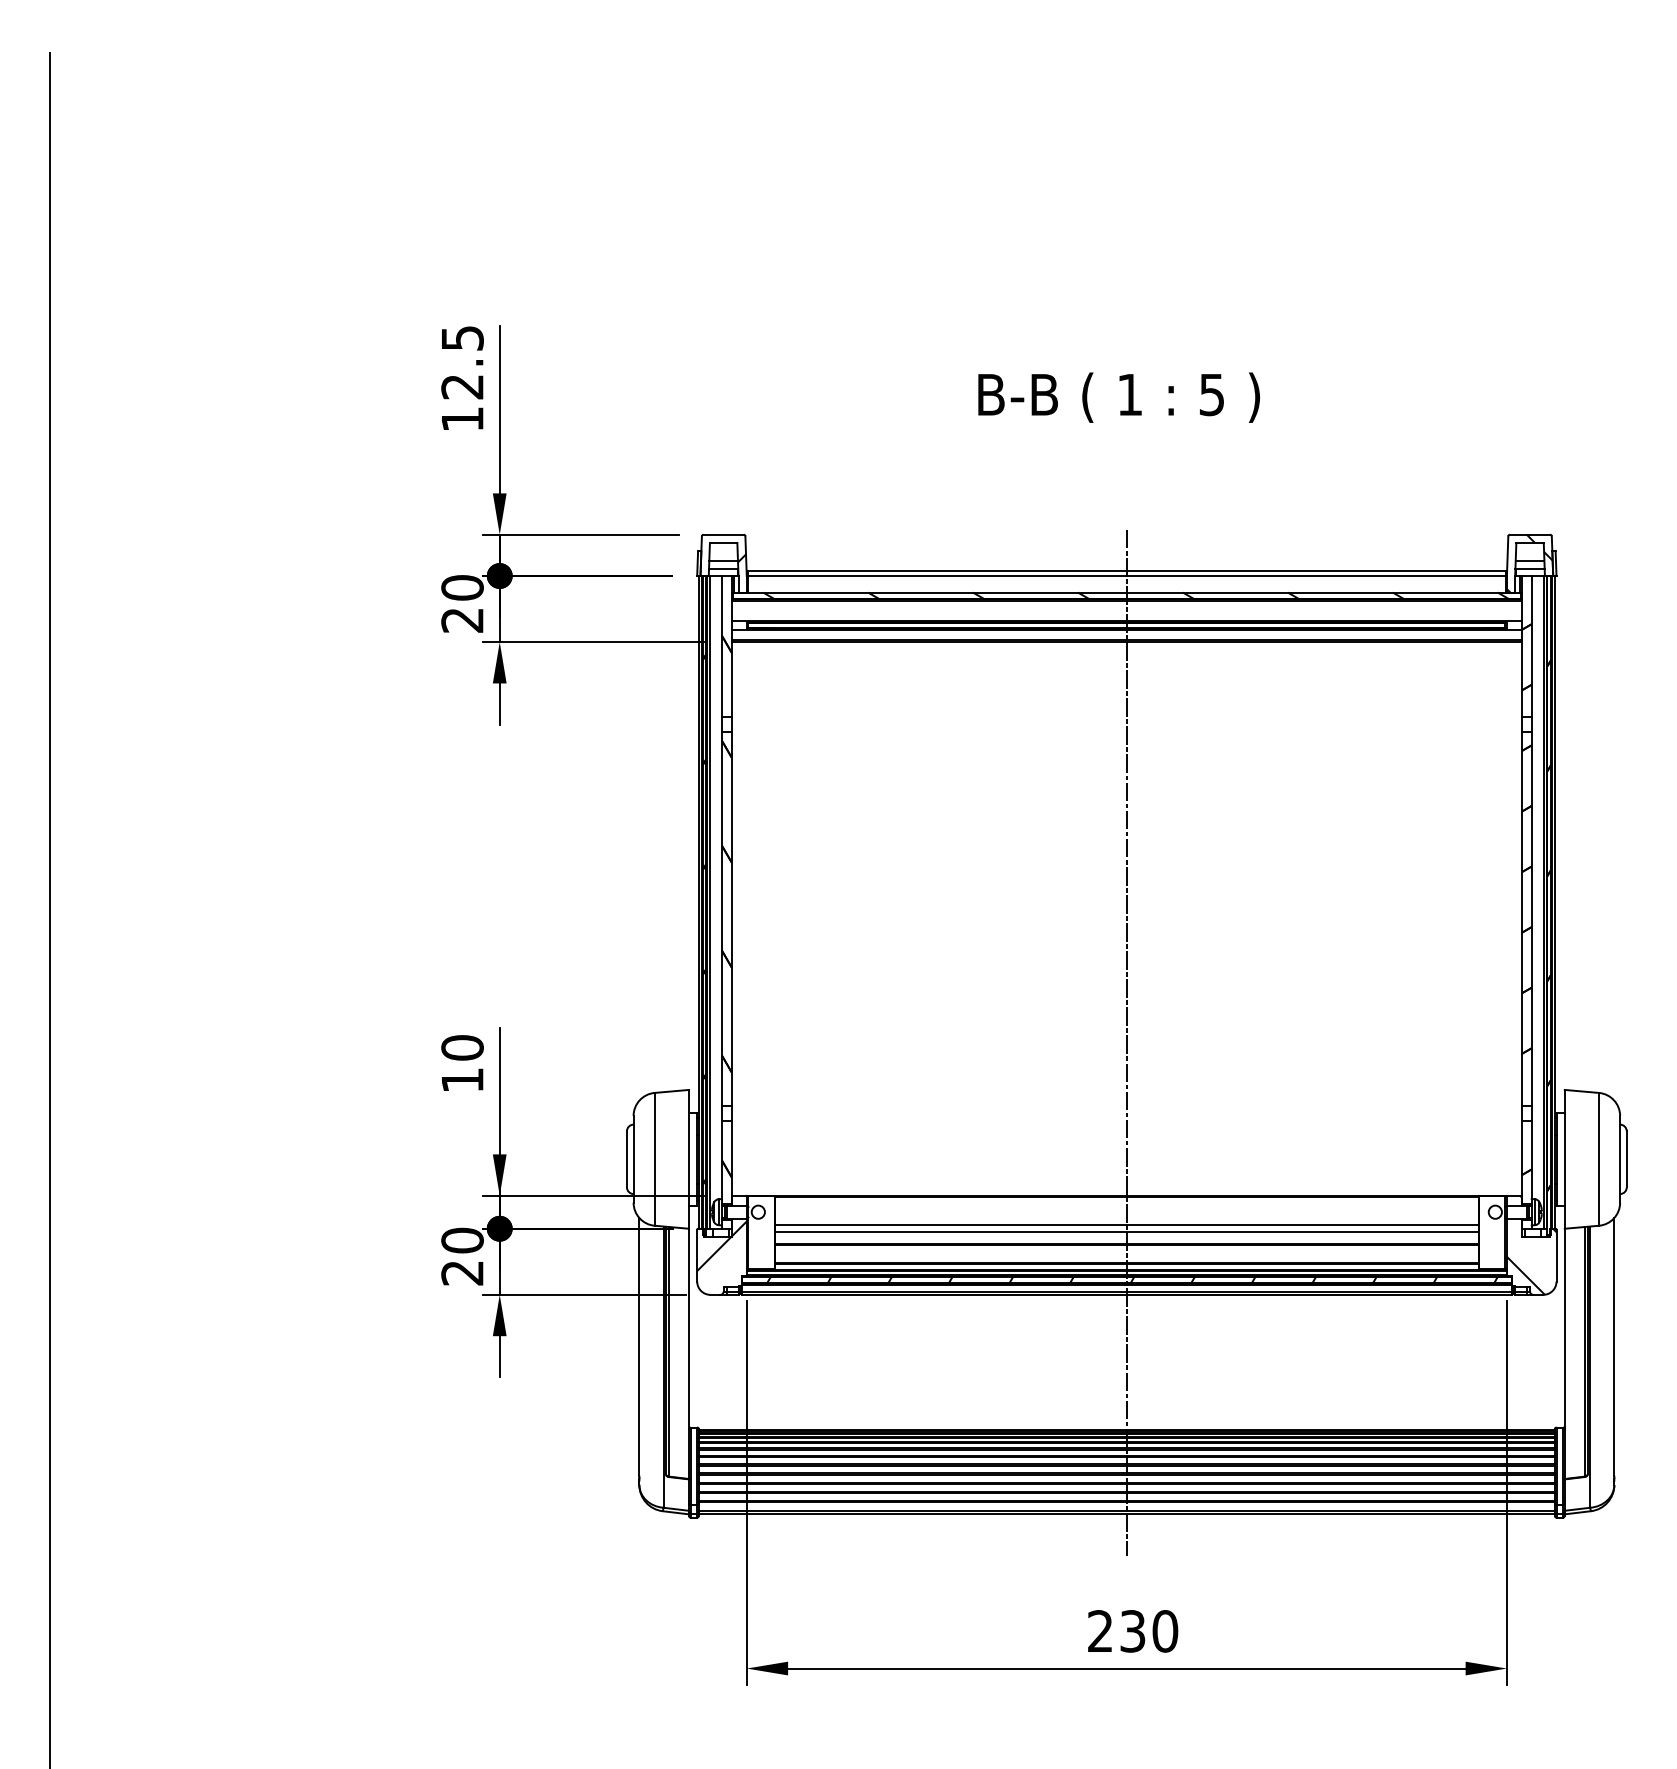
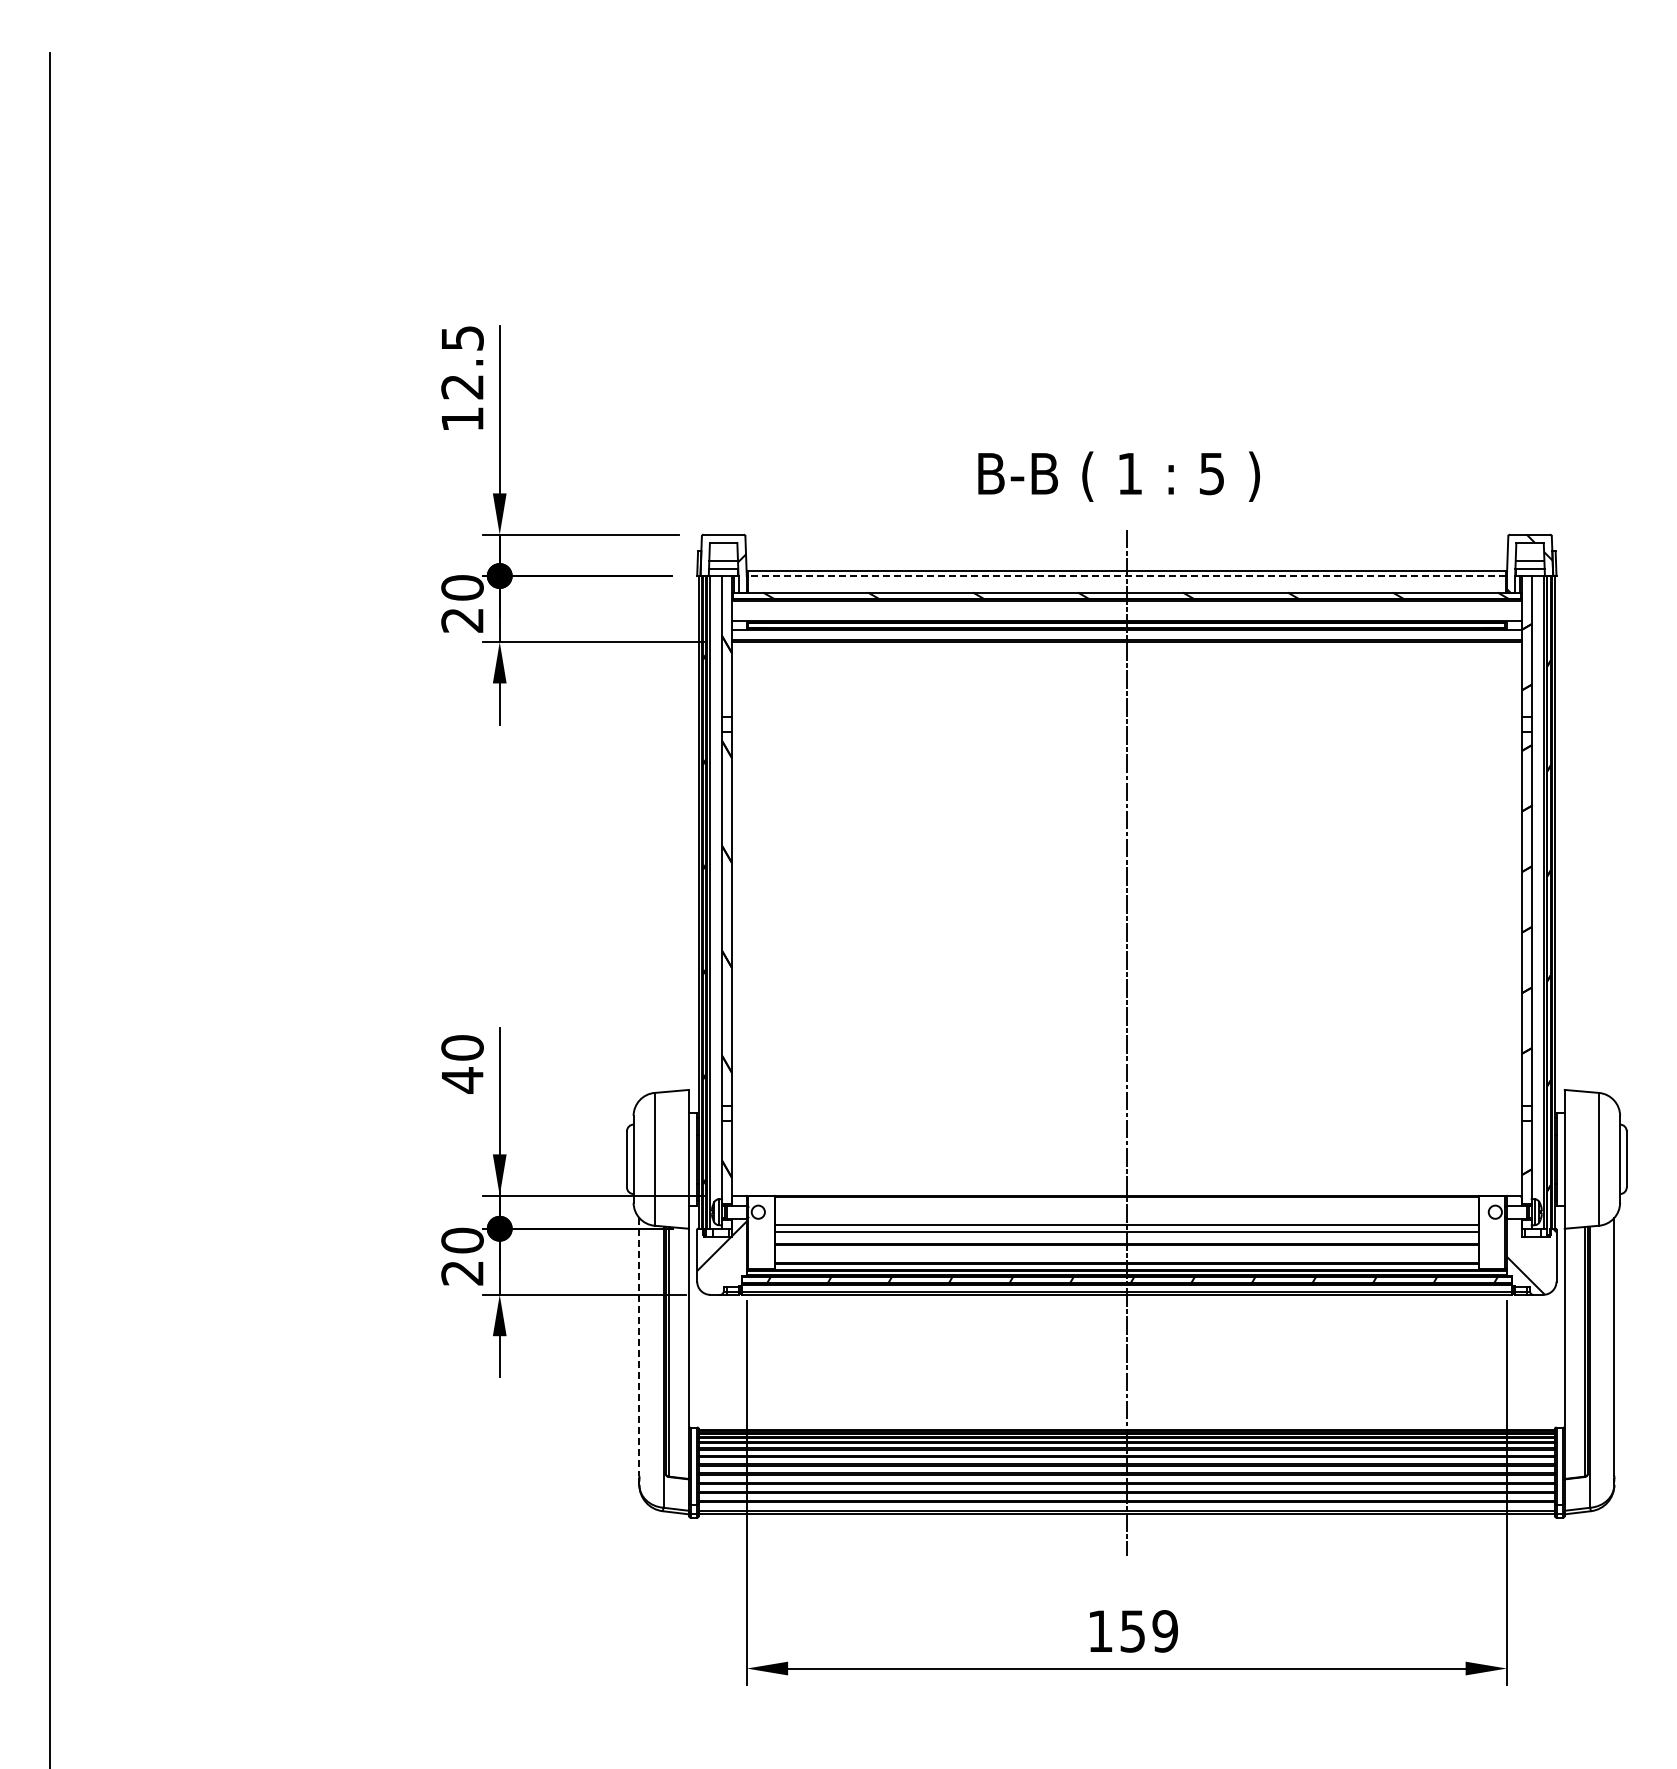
text position: (1118, 397) -> (1118, 476) (1118, 476)
line: solid -> dashed (1126, 576)
text: 10 -> 40 (462, 1080)
line: solid -> dashed (639, 1346)
text: 230 -> 159 (1133, 1631)
